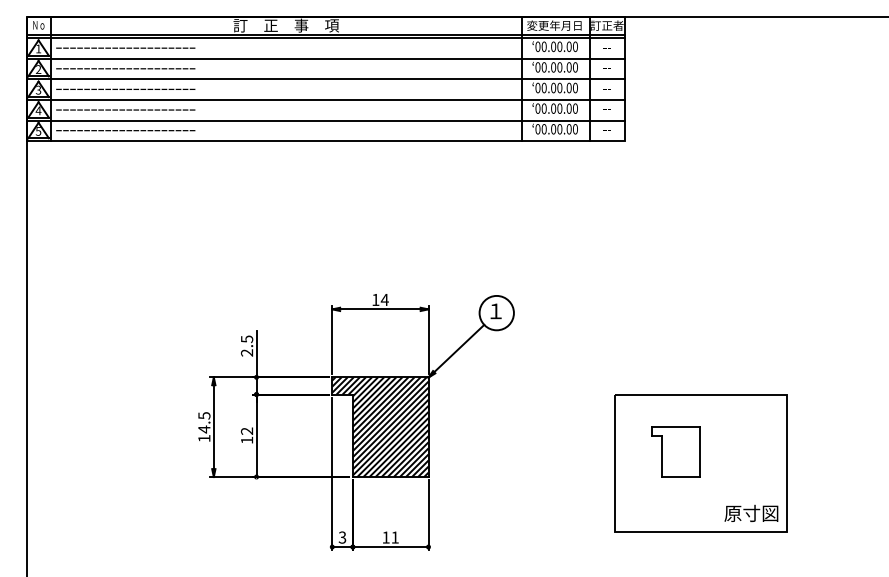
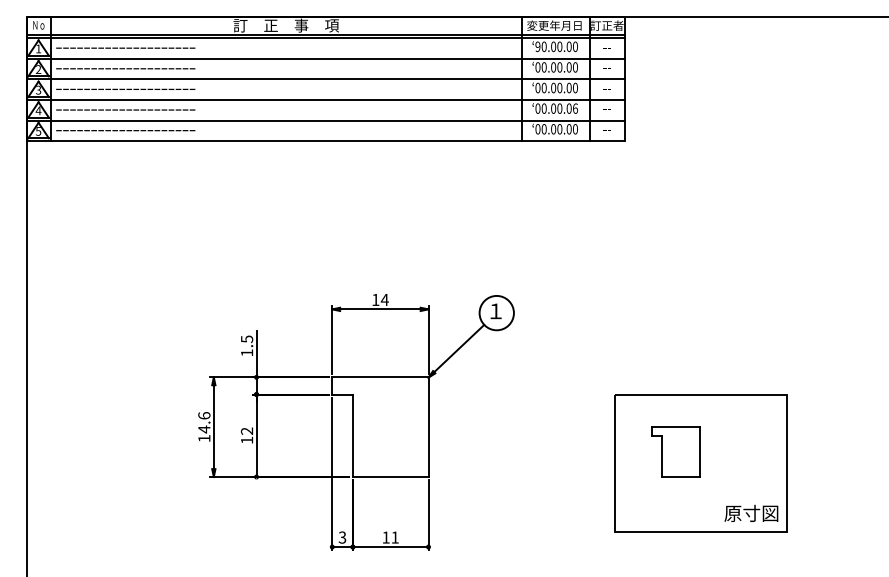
text: 00.00.00 -> 90.00.00 (537, 46)
text: 00.00.00 -> 00.00.06 (575, 108)
text: 2.5 -> 1.5 (246, 352)
text: 14.5 -> 14.6 (204, 415)
hatch: present -> none (380, 427)
